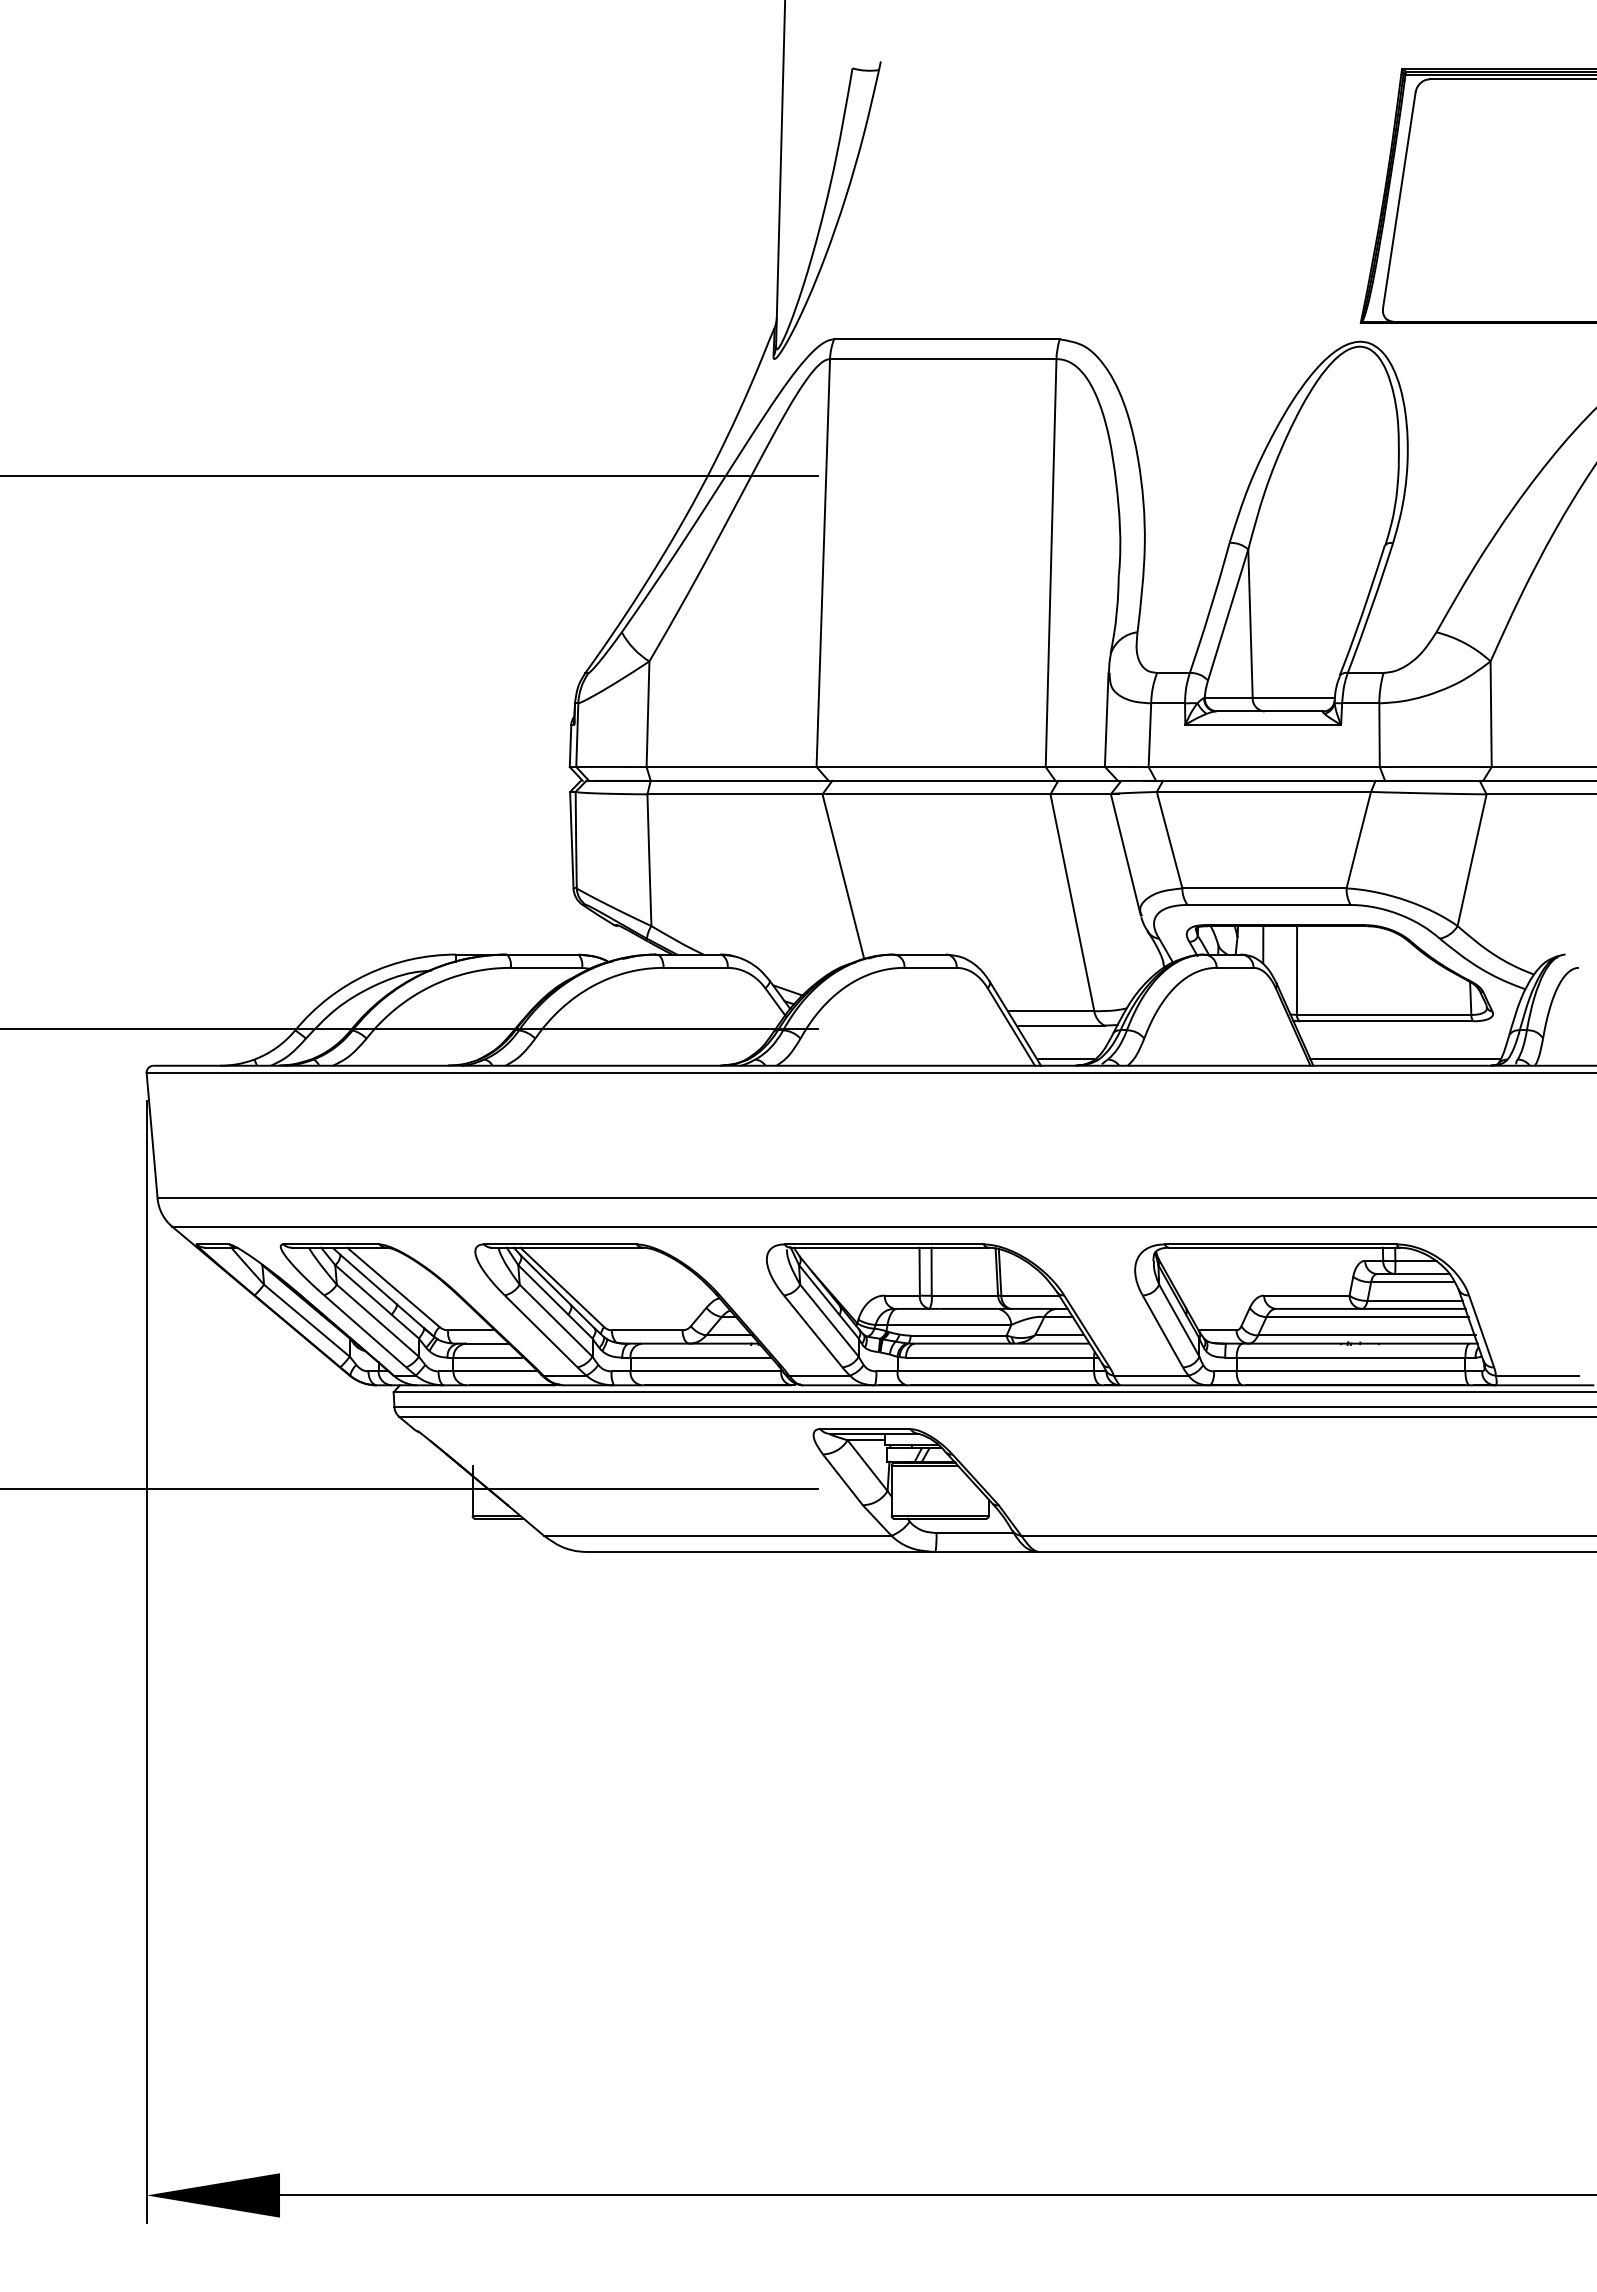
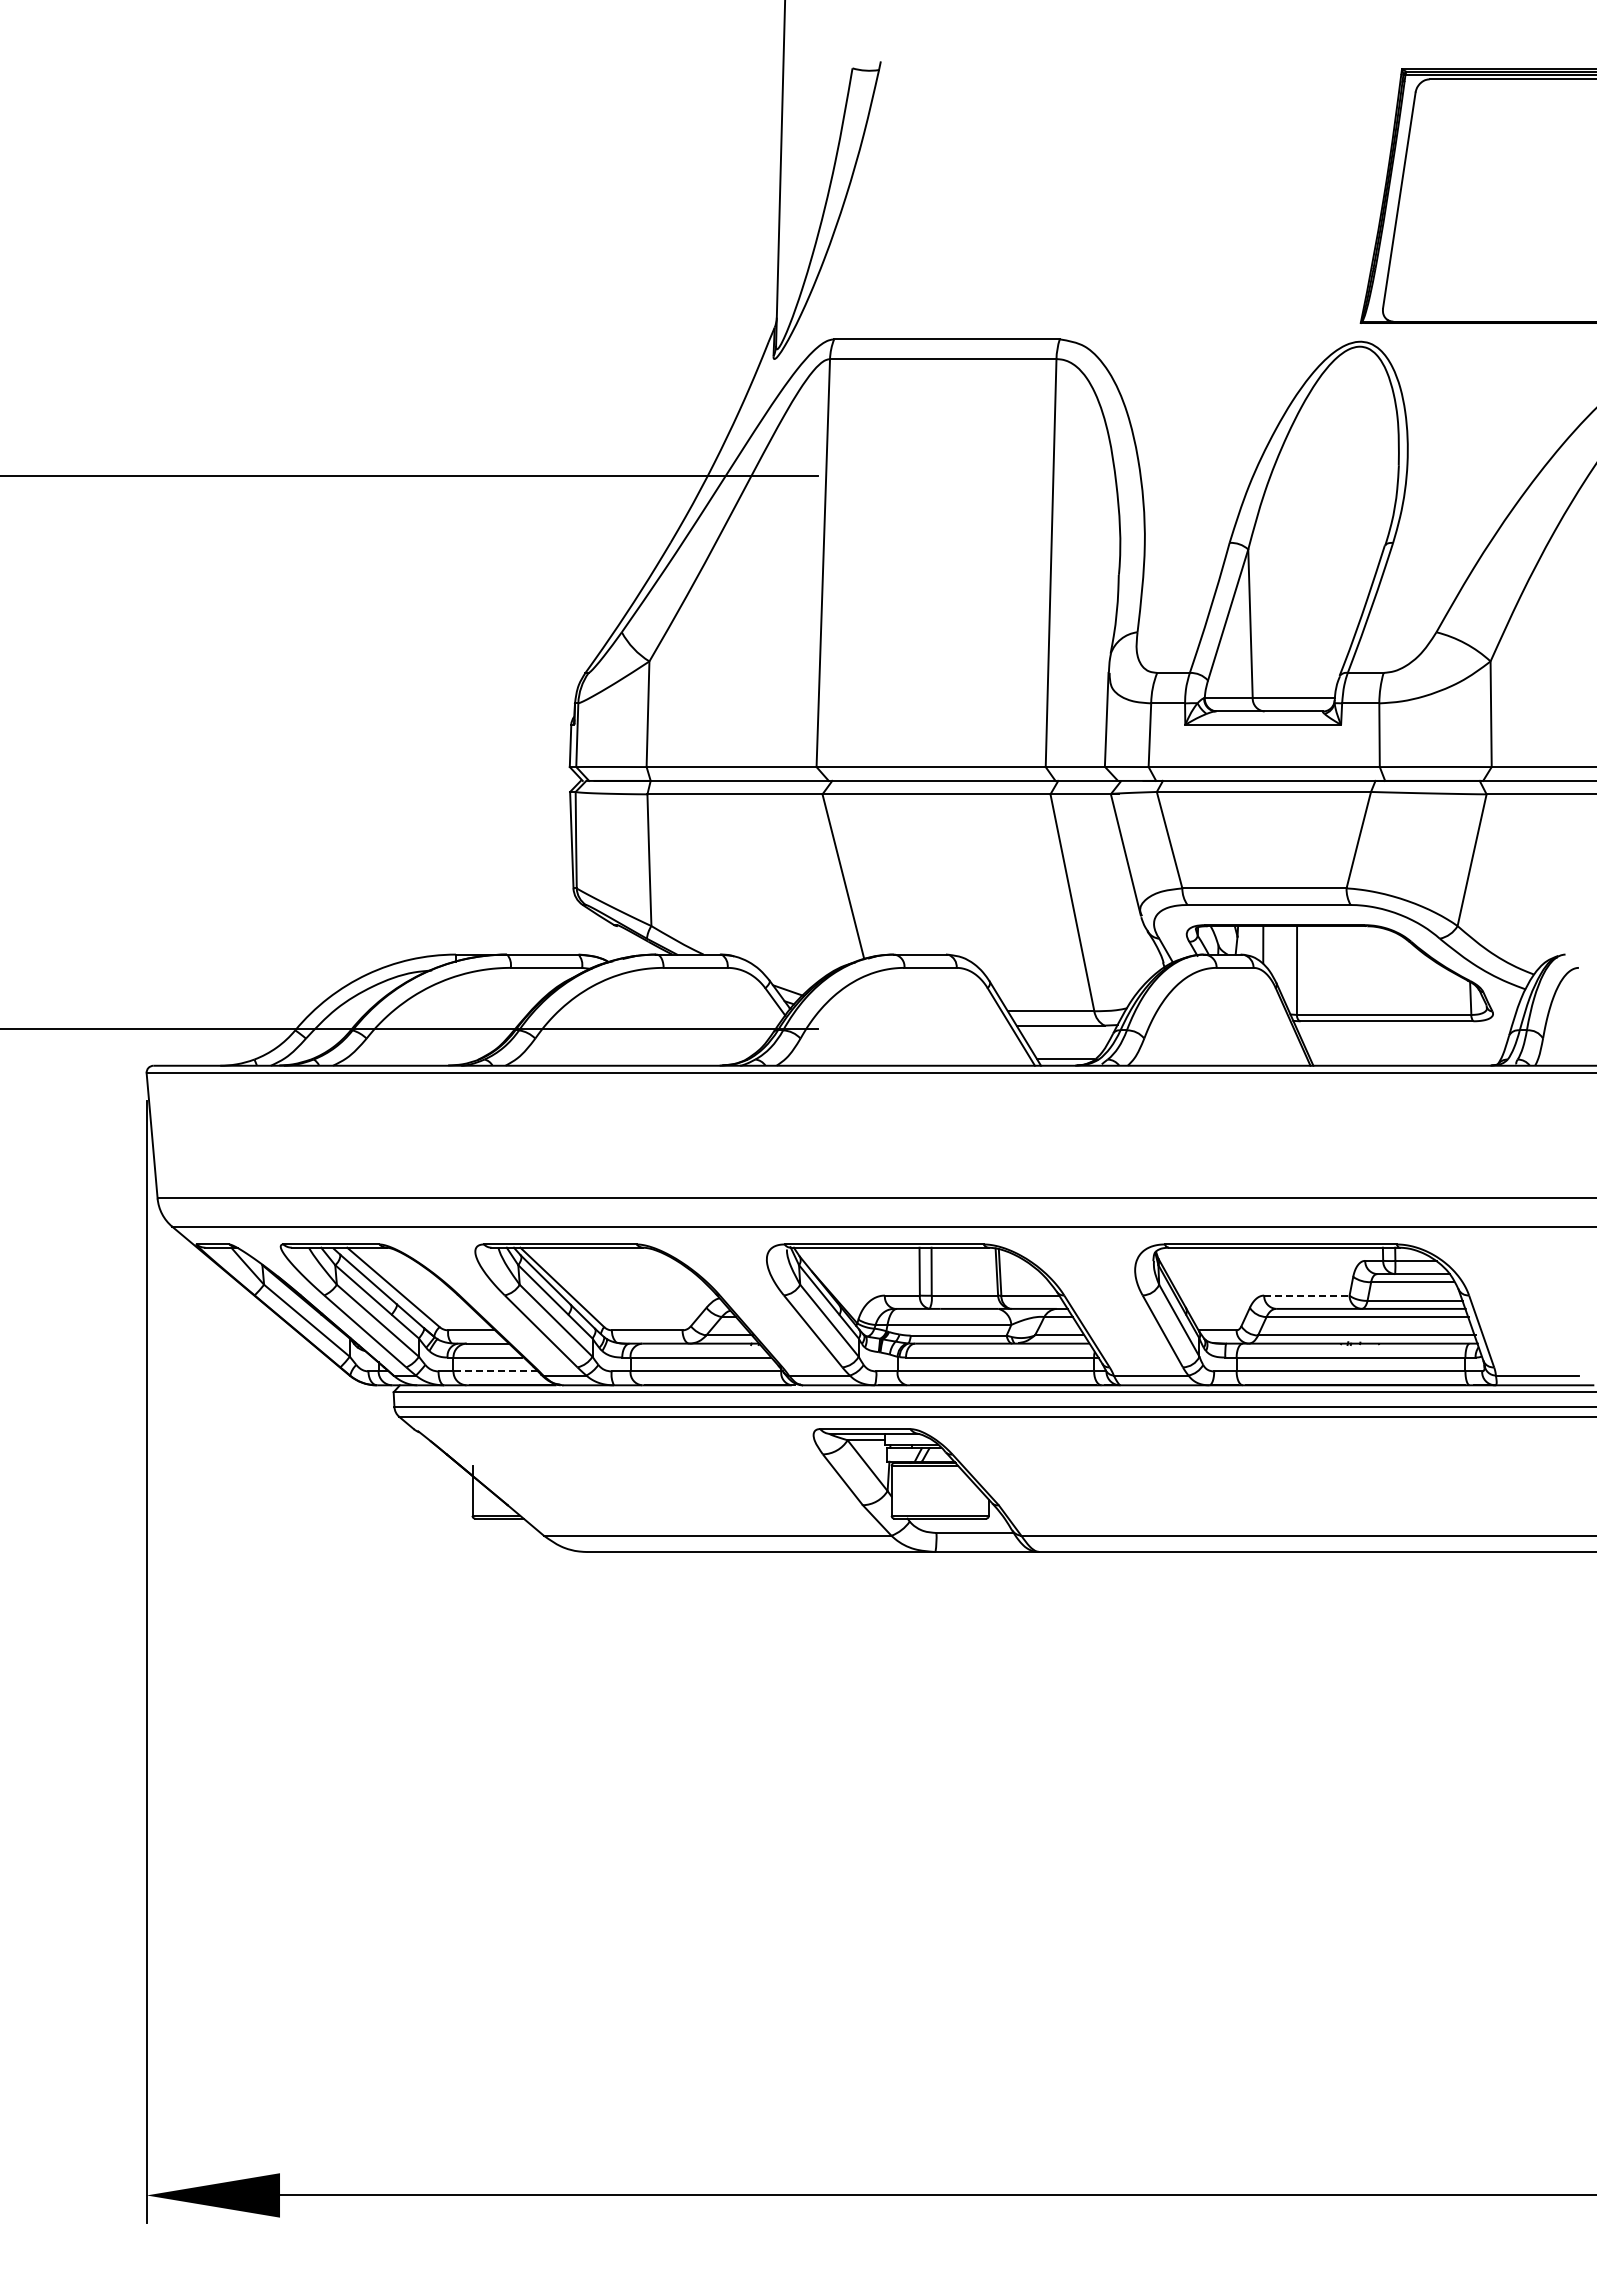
line: present -> none (1405, 1058)
line: solid -> dashed (1306, 1295)
line: solid -> dashed (495, 1371)
line: present -> none (409, 1489)
